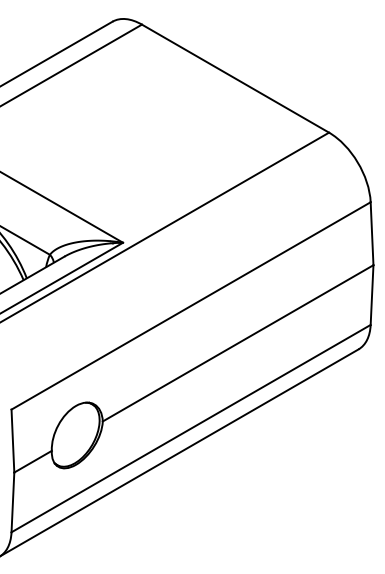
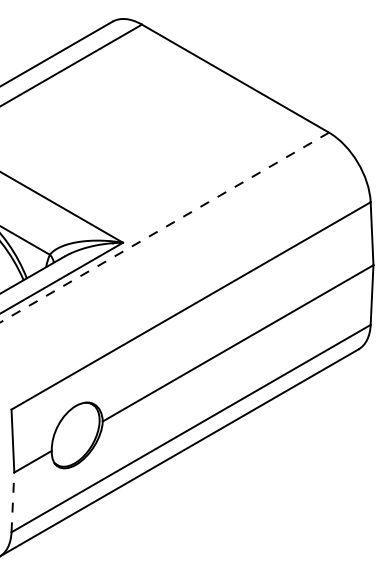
line: solid -> dashed (164, 227)
line: solid -> dashed (12, 502)
